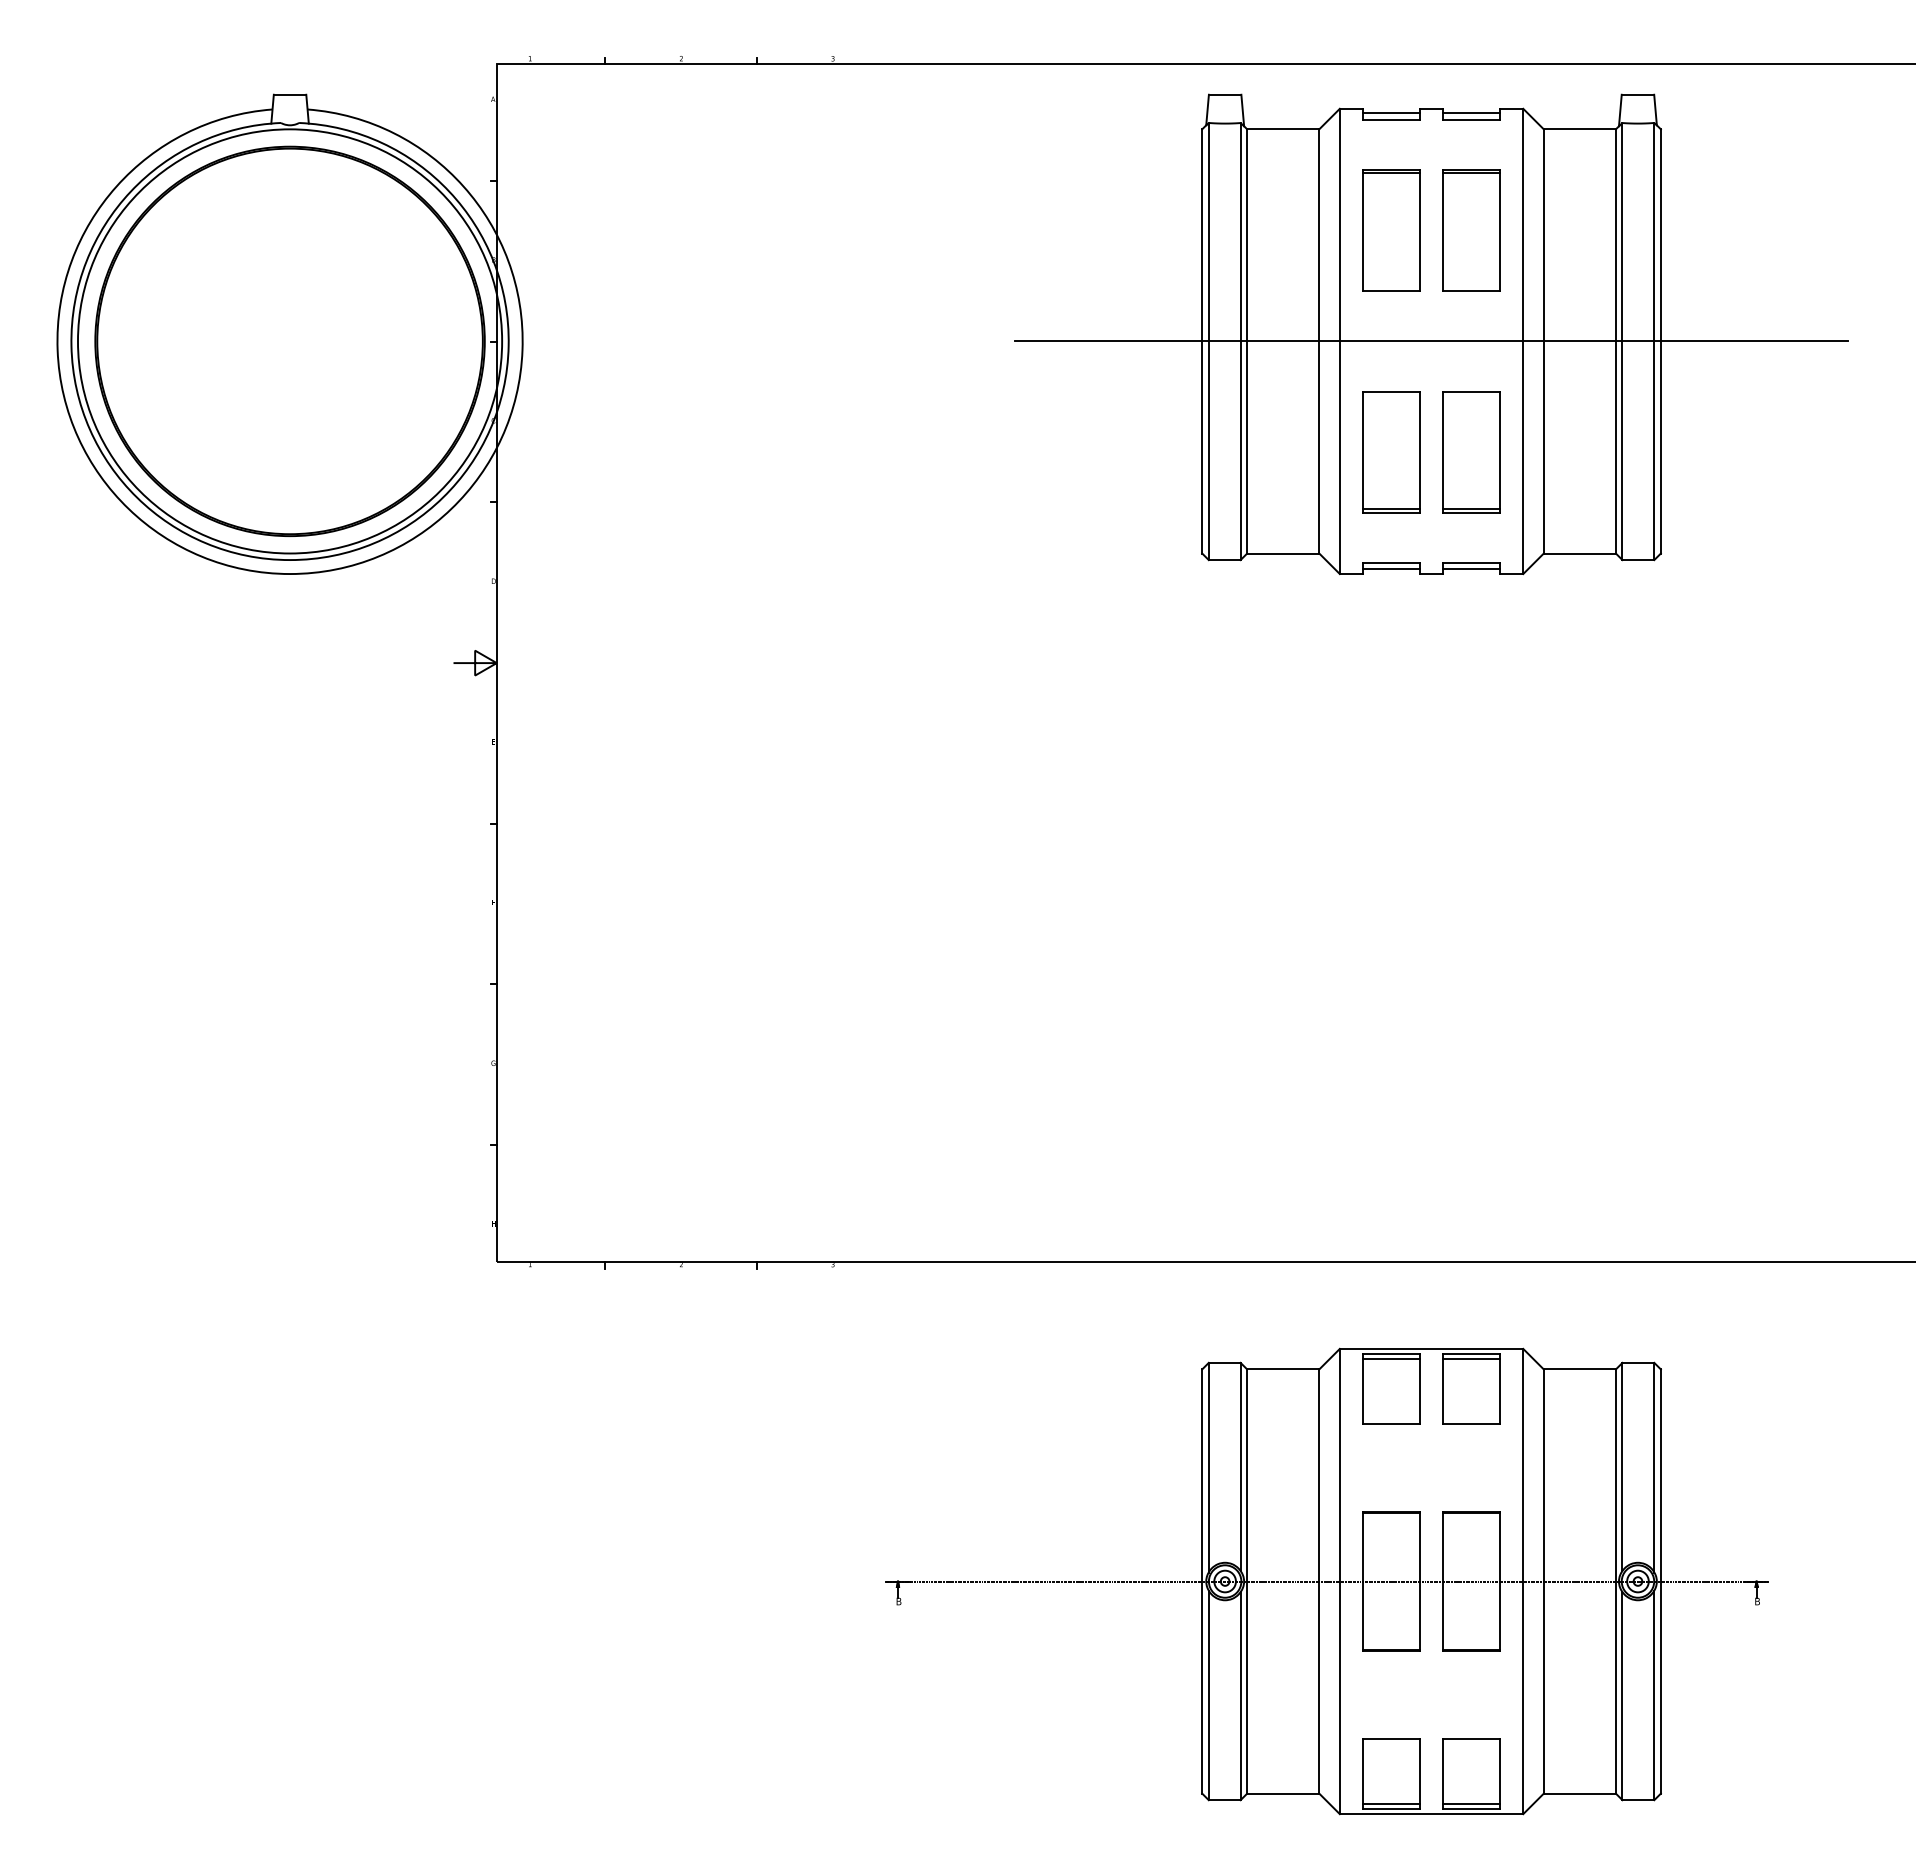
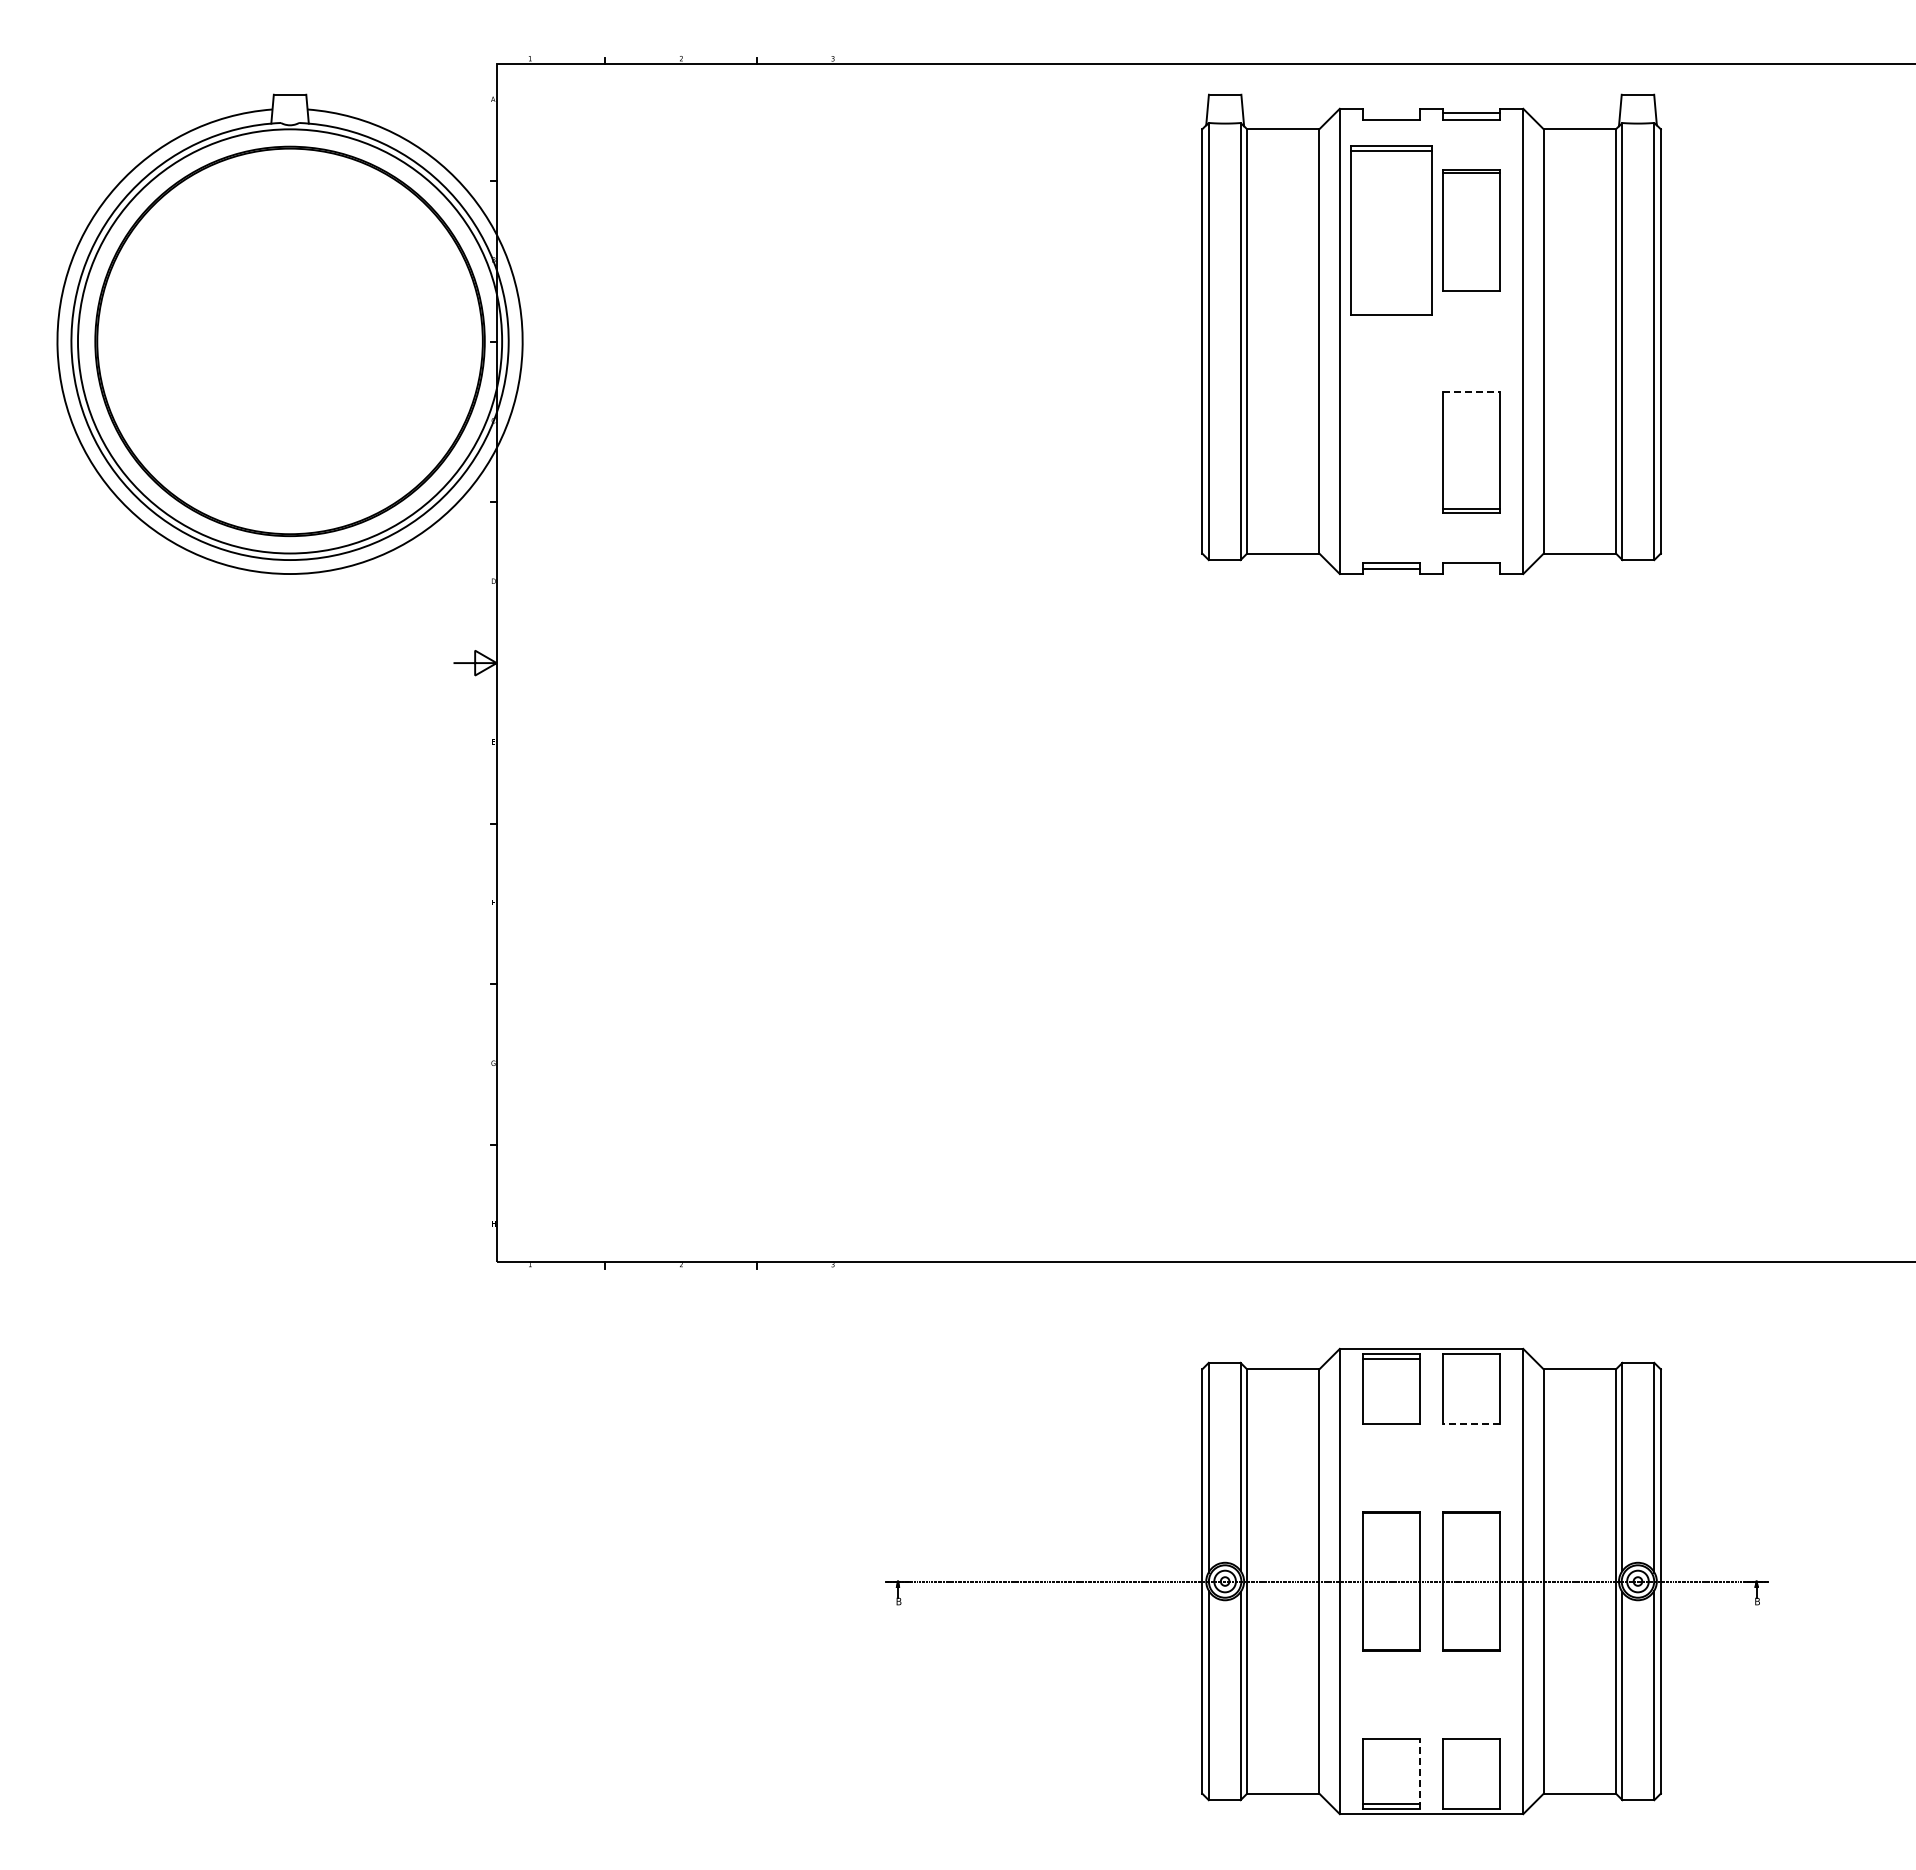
line: present -> none (1391, 113)
part size: 59x123 px -> 83x171 px (1391, 230)
line: present -> none (1431, 341)
line: solid -> dashed (1471, 391)
part: present -> none (1391, 452)
line: present -> none (1471, 569)
line: present -> none (1471, 1358)
line: solid -> dashed (1471, 1424)
line: solid -> dashed (1420, 1773)
line: present -> none (1471, 1804)
